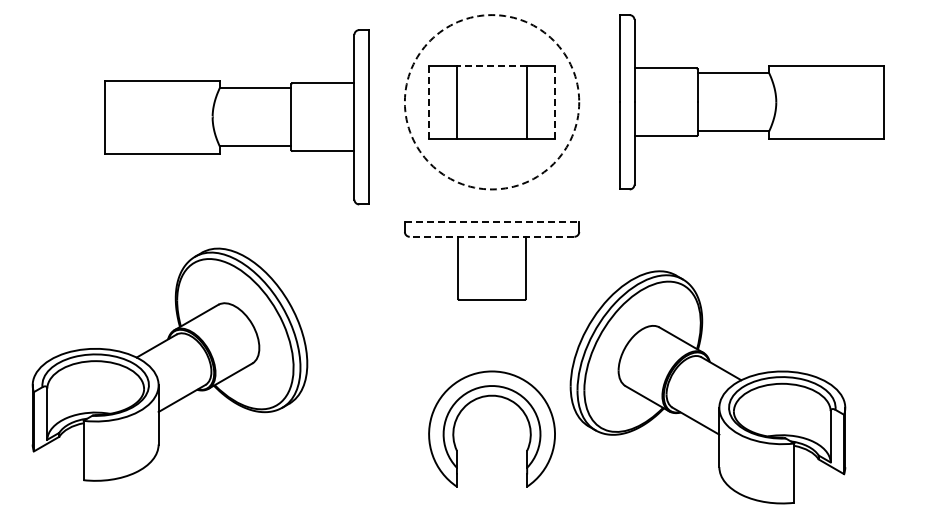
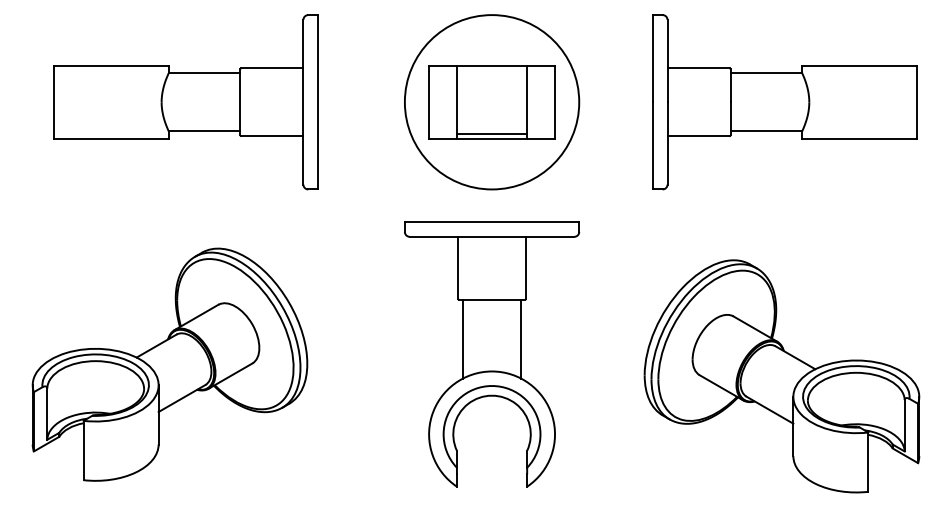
line: dashed -> solid (491, 65)
line: dashed -> solid (429, 101)
line: dashed -> solid (555, 101)
circle: dashed -> solid (491, 102)
part position: (751, 102) -> (784, 102) (784, 102)
part position: (236, 117) -> (185, 102) (185, 102)
line: none -> present (491, 133)
line: dashed -> solid (492, 222)
line: dashed -> solid (491, 236)
line: none -> present (462, 338)
line: none -> present (521, 338)
part position: (707, 387) -> (781, 376) (781, 376)
